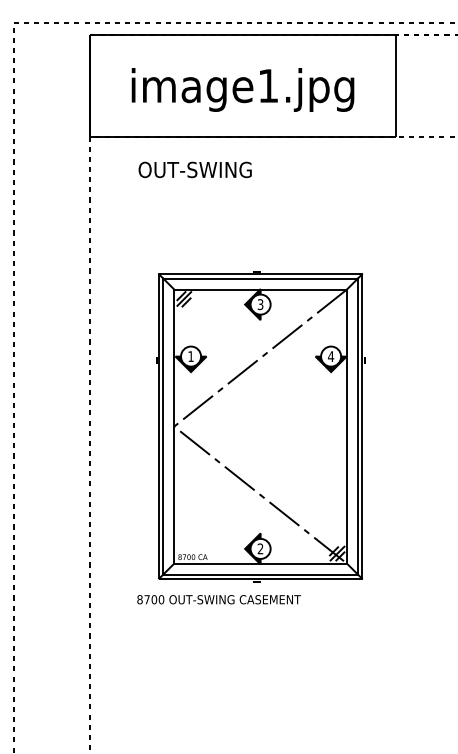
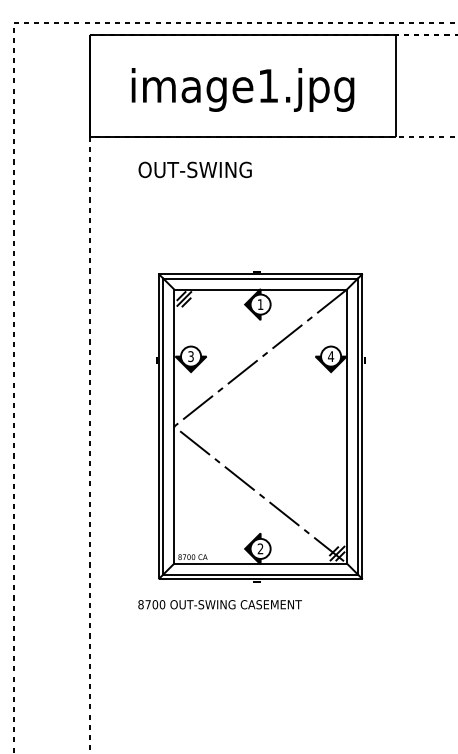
text: 3 -> 1 (260, 304)
text: 1 -> 3 (190, 356)
text position: (218, 599) -> (219, 604) (219, 604)
